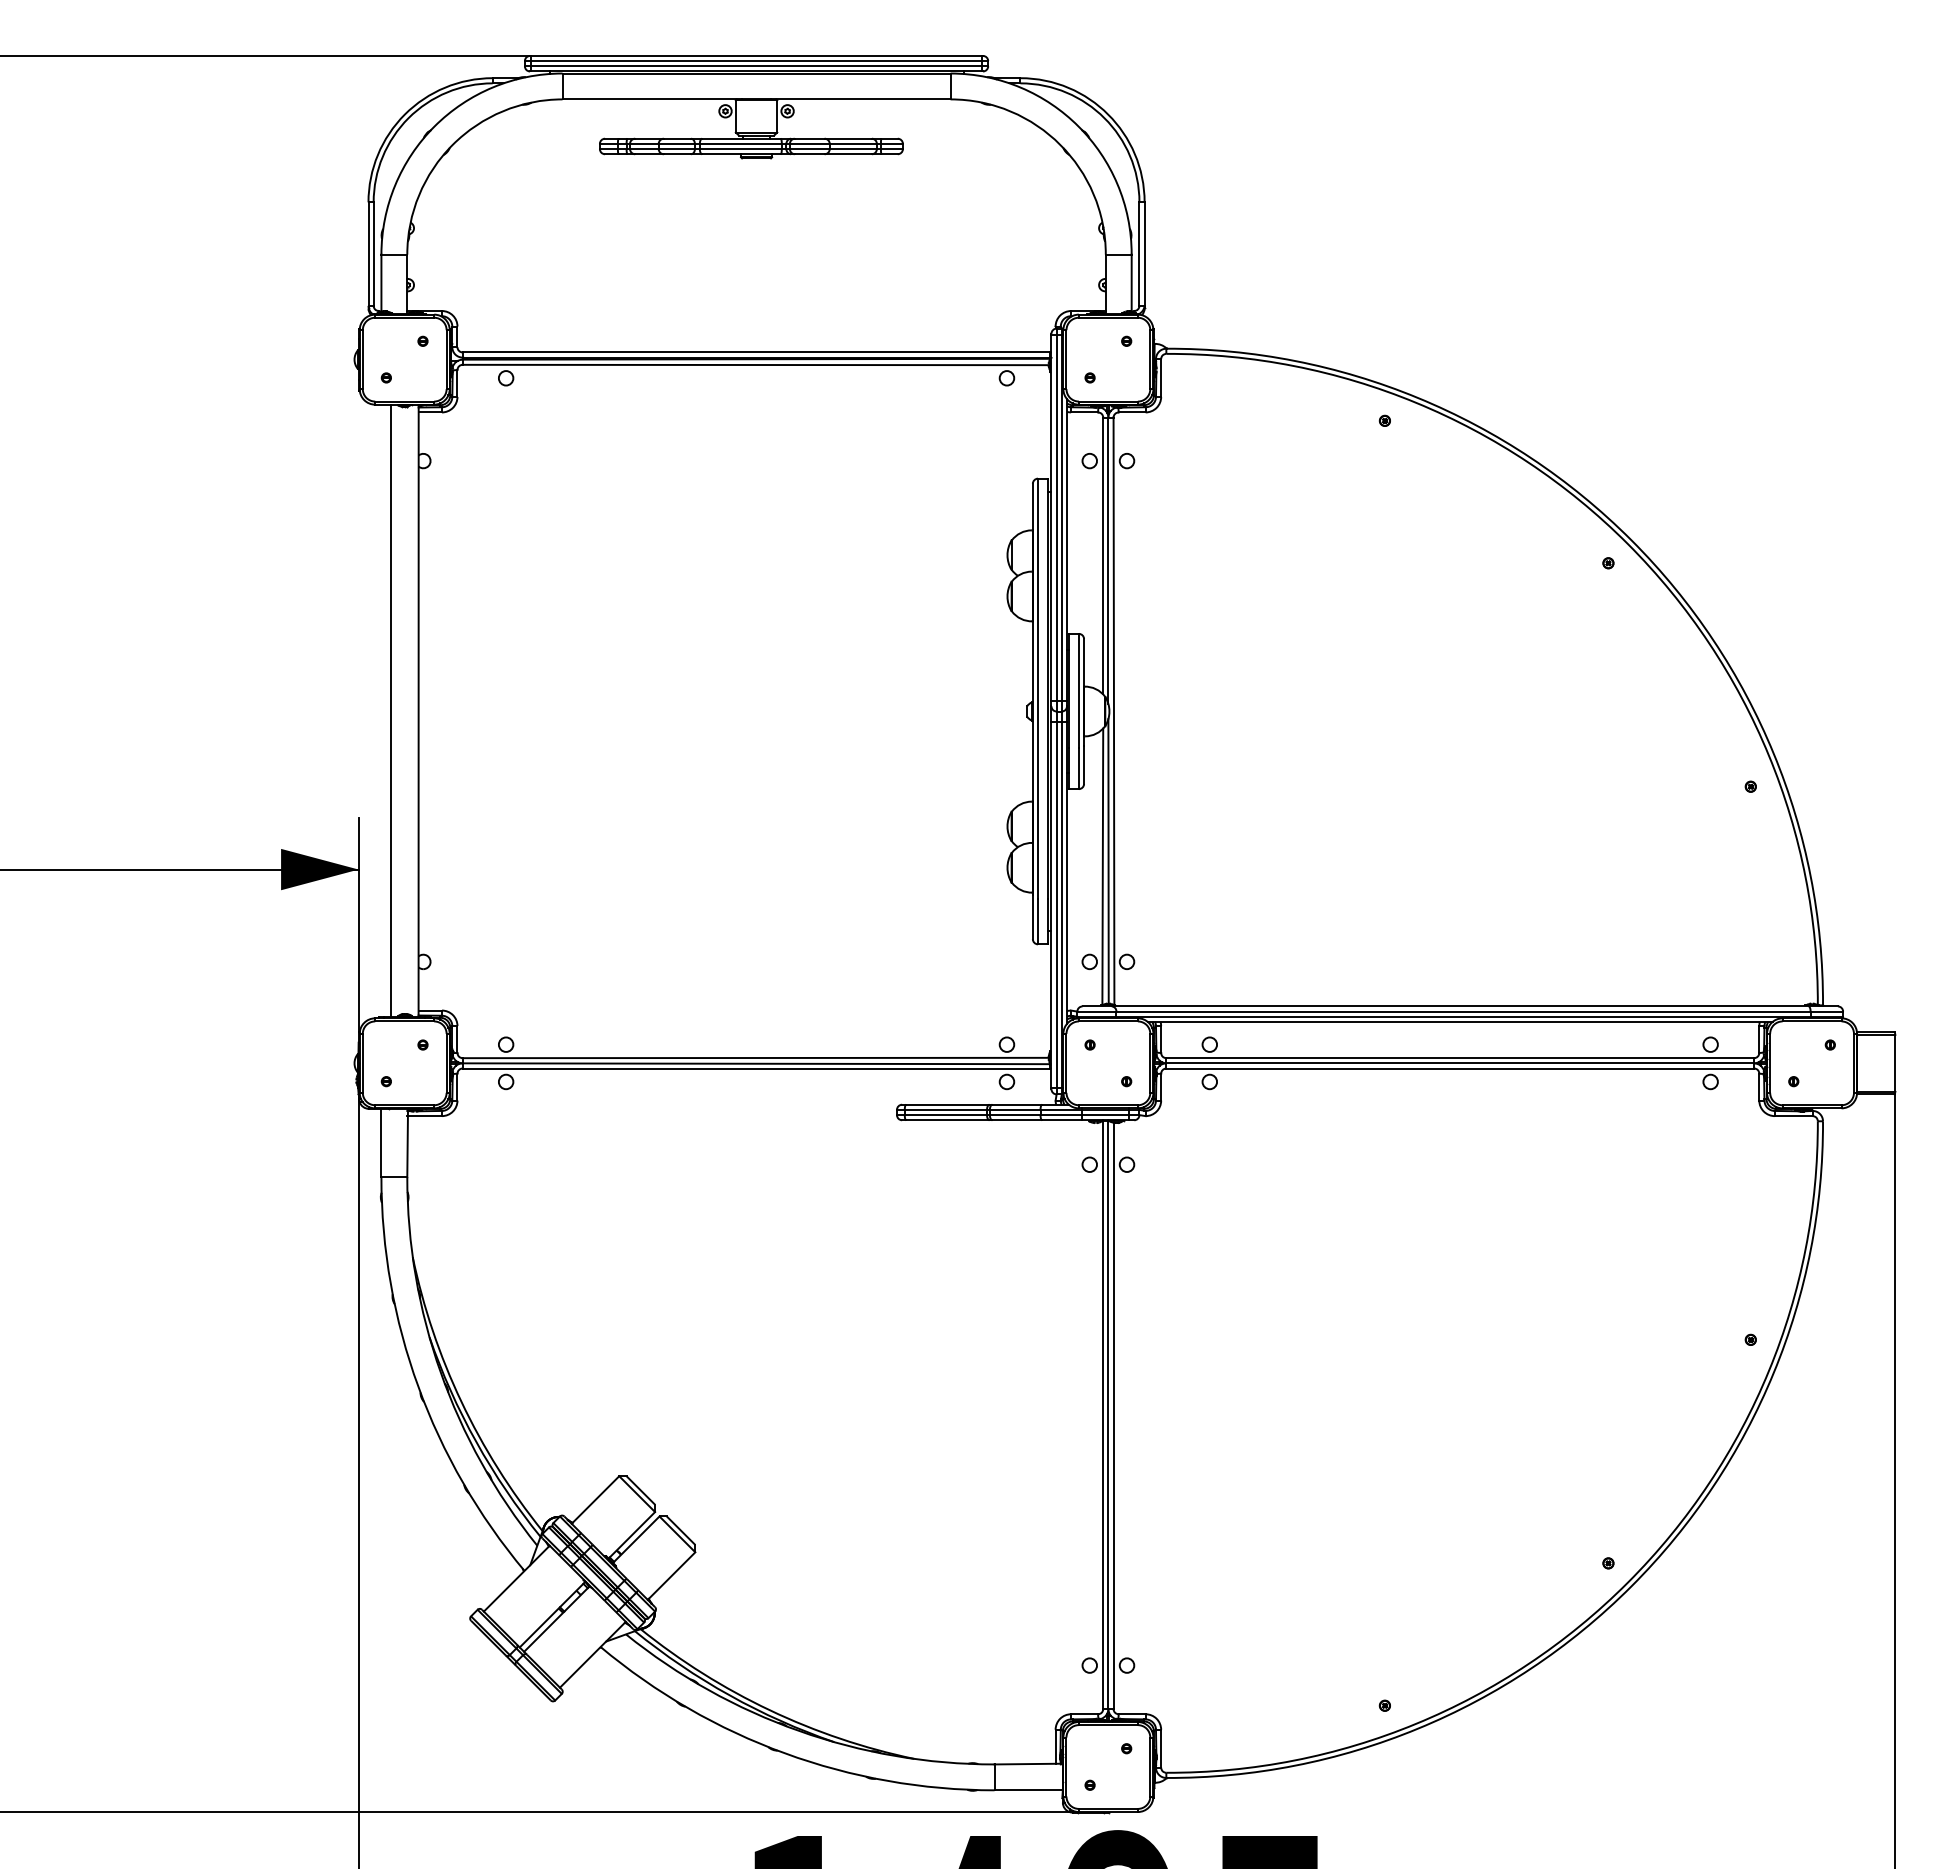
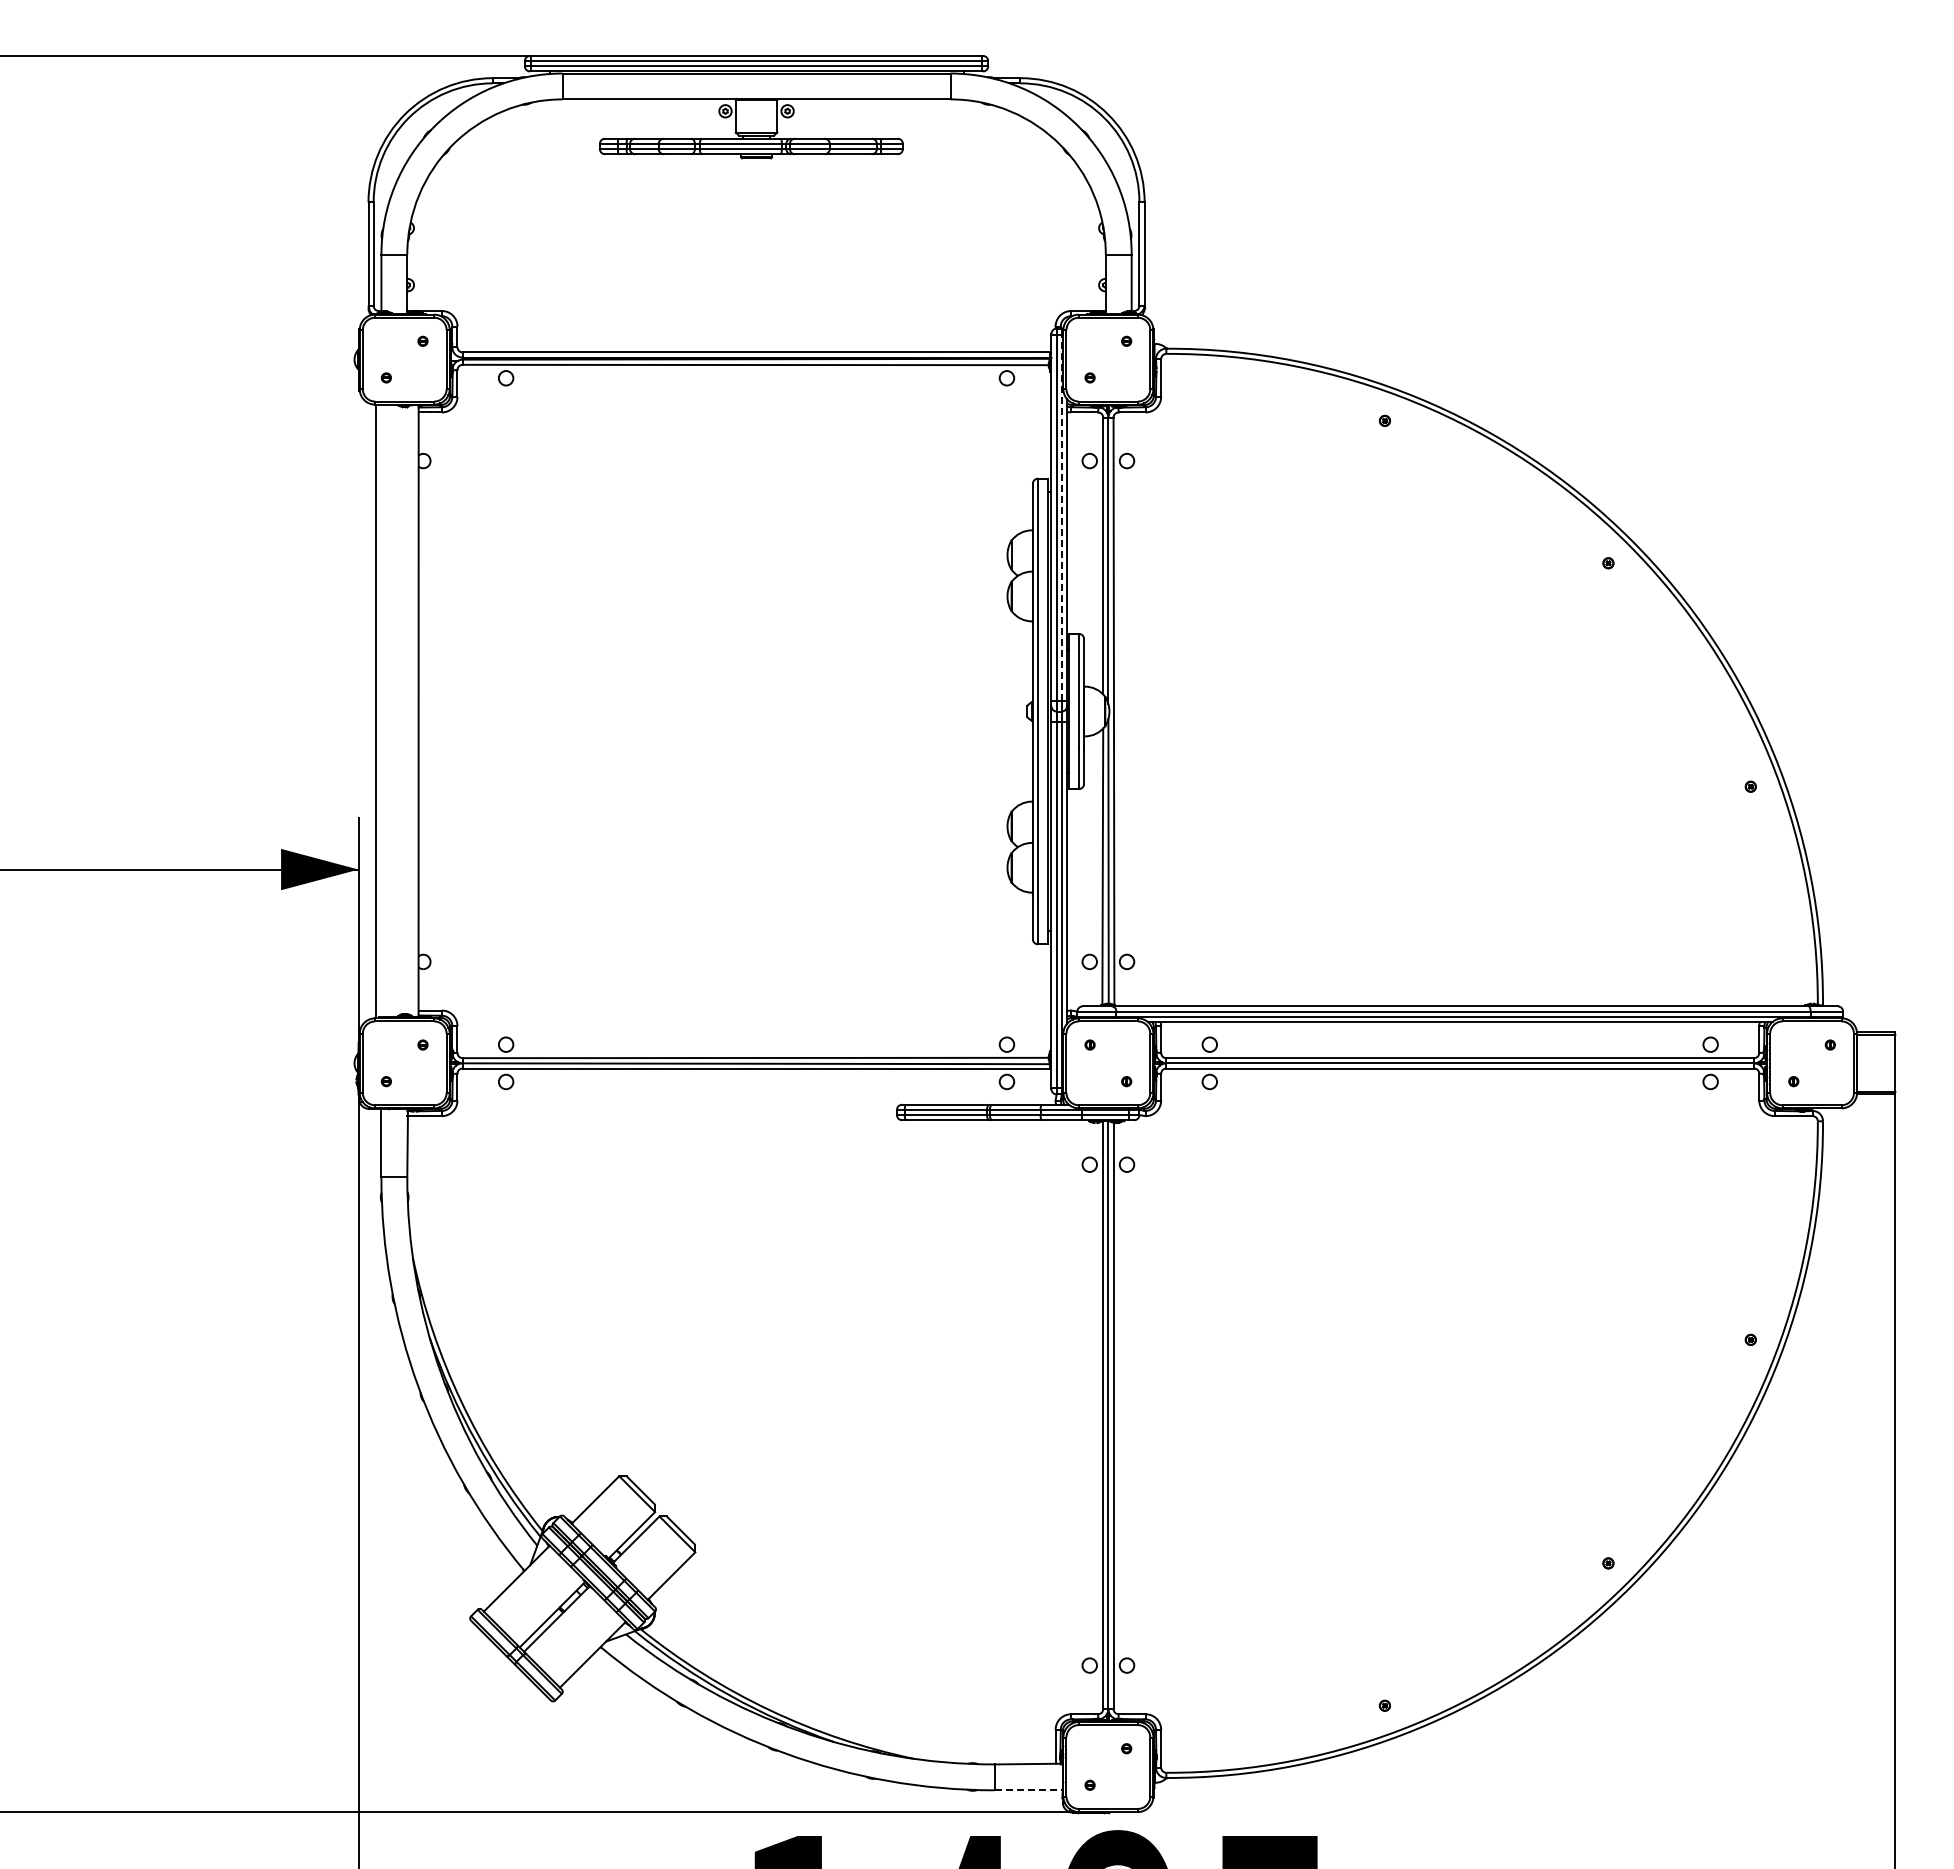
line: solid -> dashed (1061, 517)
line position: (390, 710) -> (375, 710) (375, 710)
line: solid -> dashed (1029, 1790)
